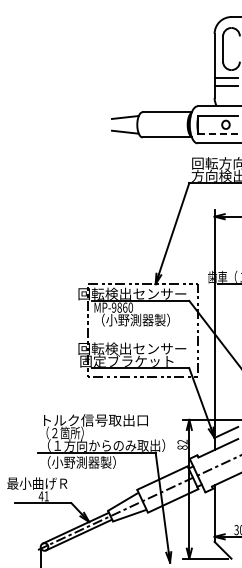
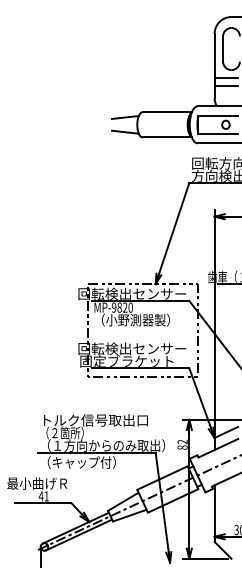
line: dashed -> solid (218, 134)
text: MP-9860 -> MP-9820 (125, 307)
text: （小野測器製） -> （キャップ付） (81, 462)
